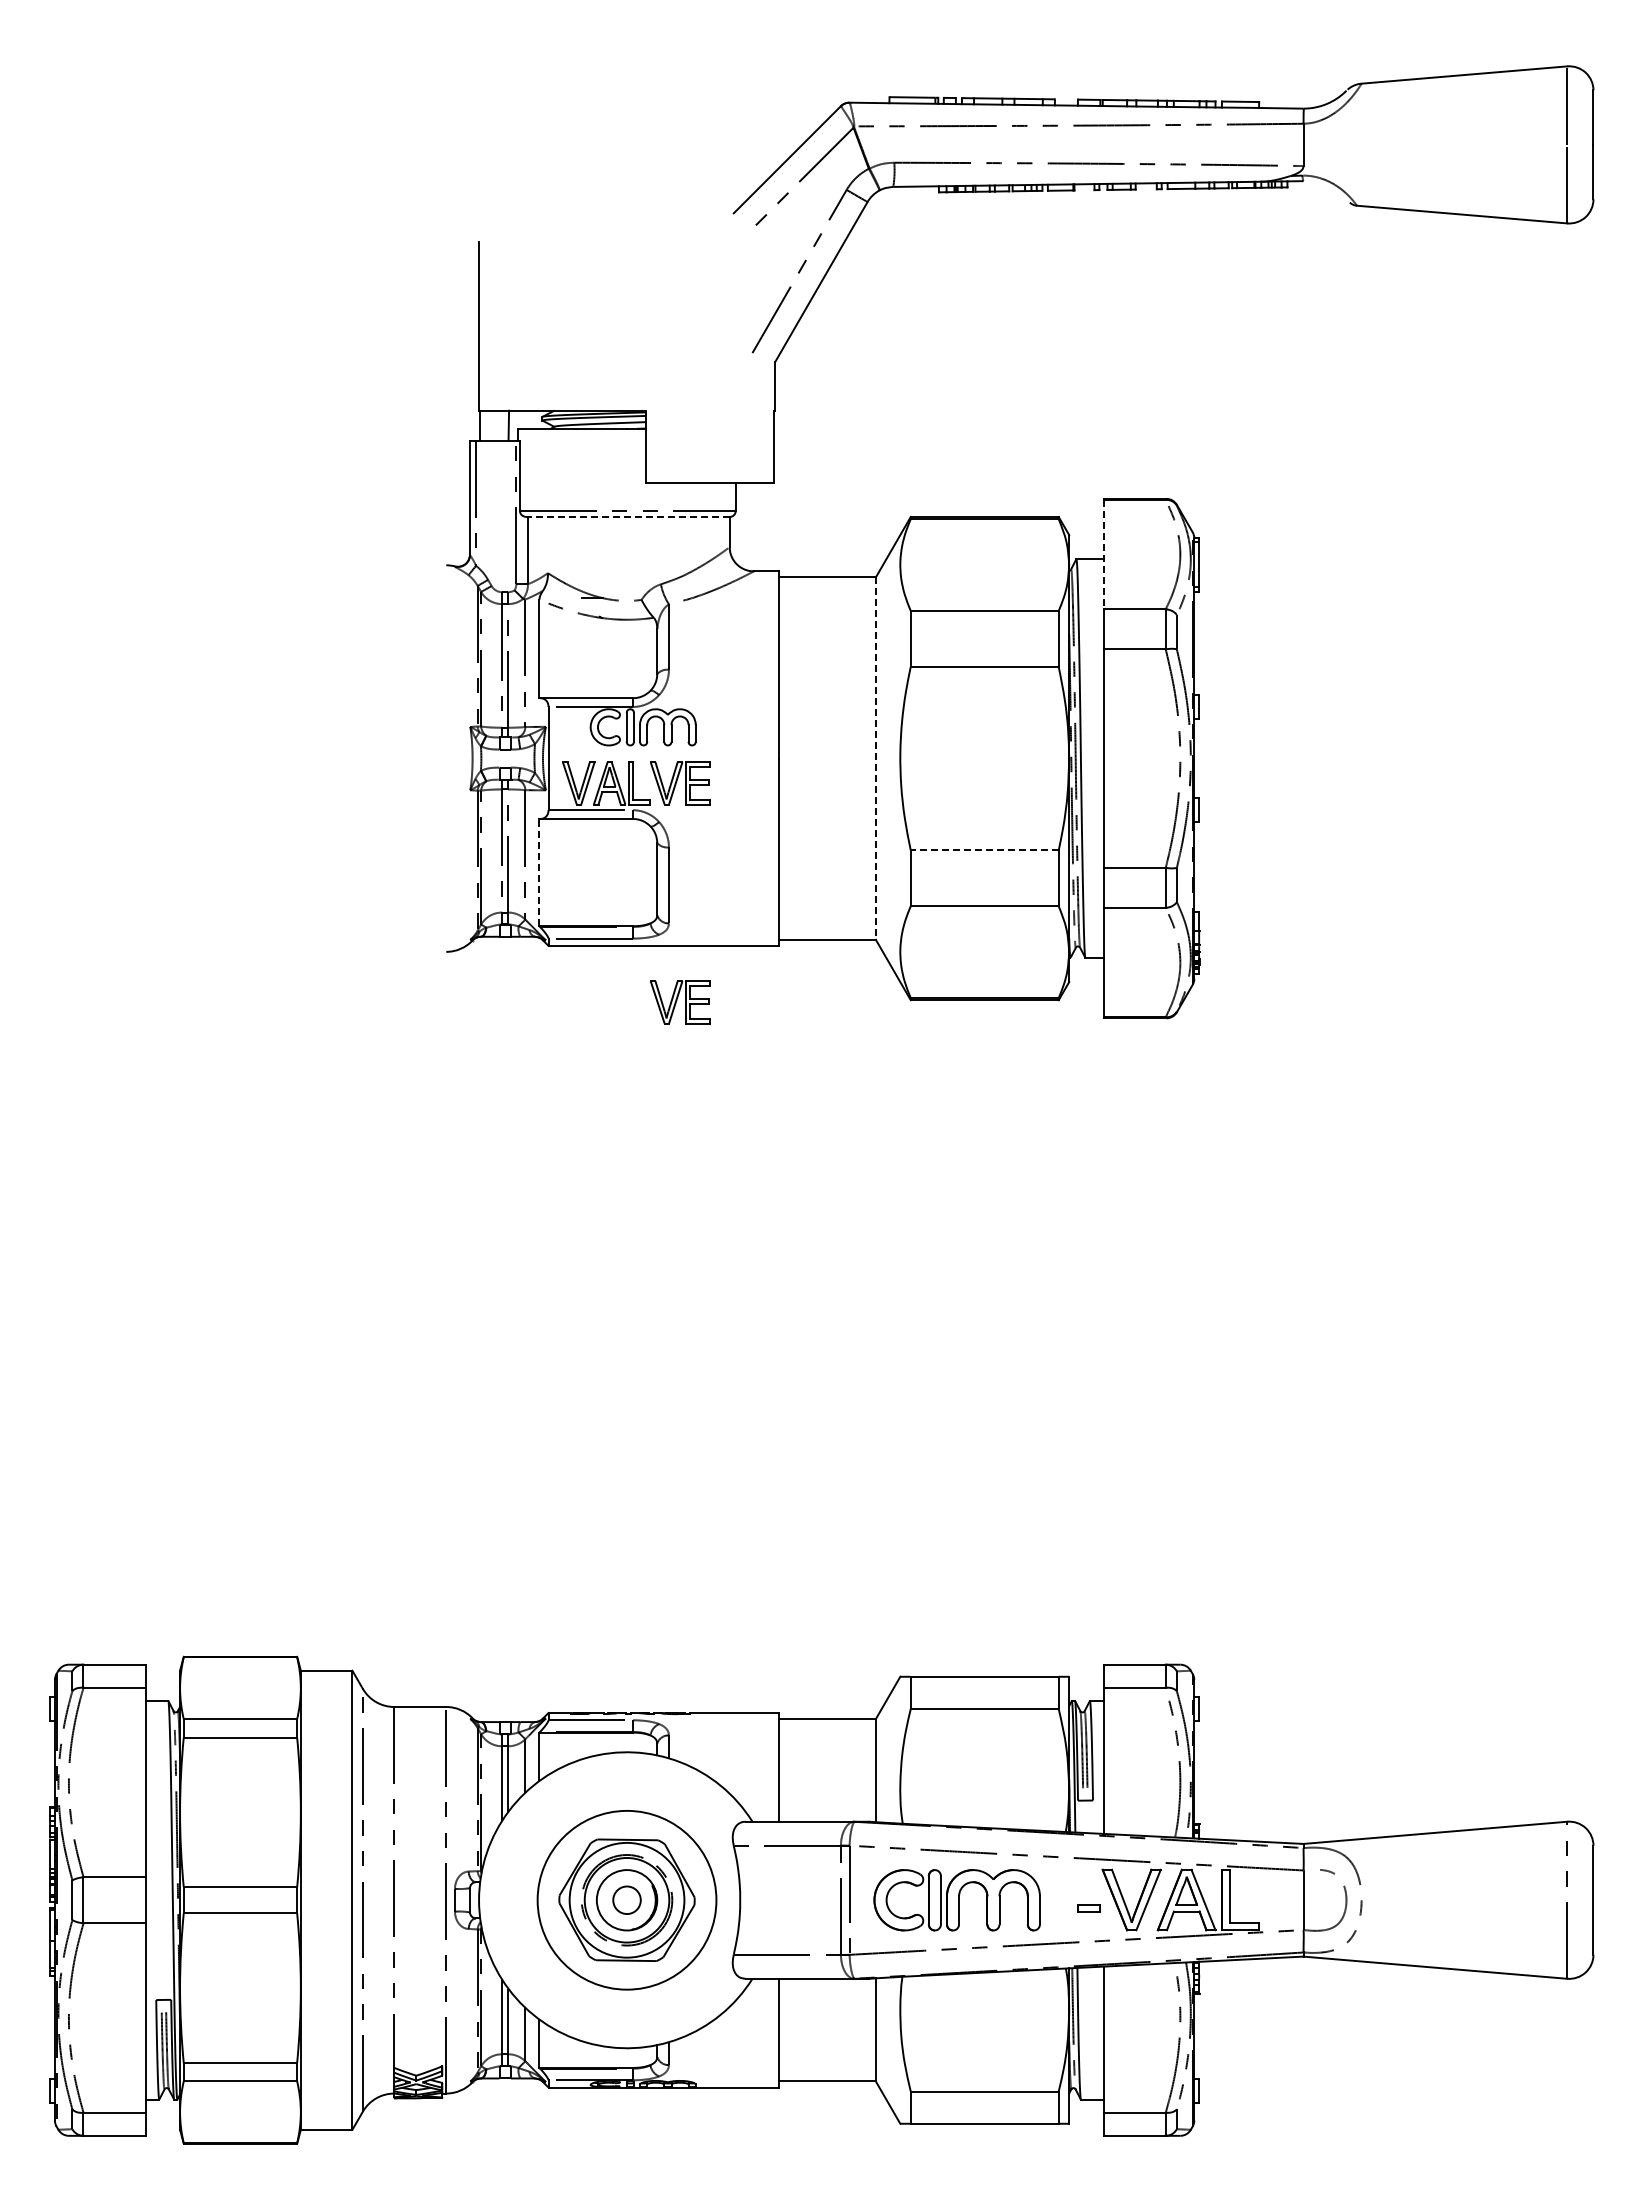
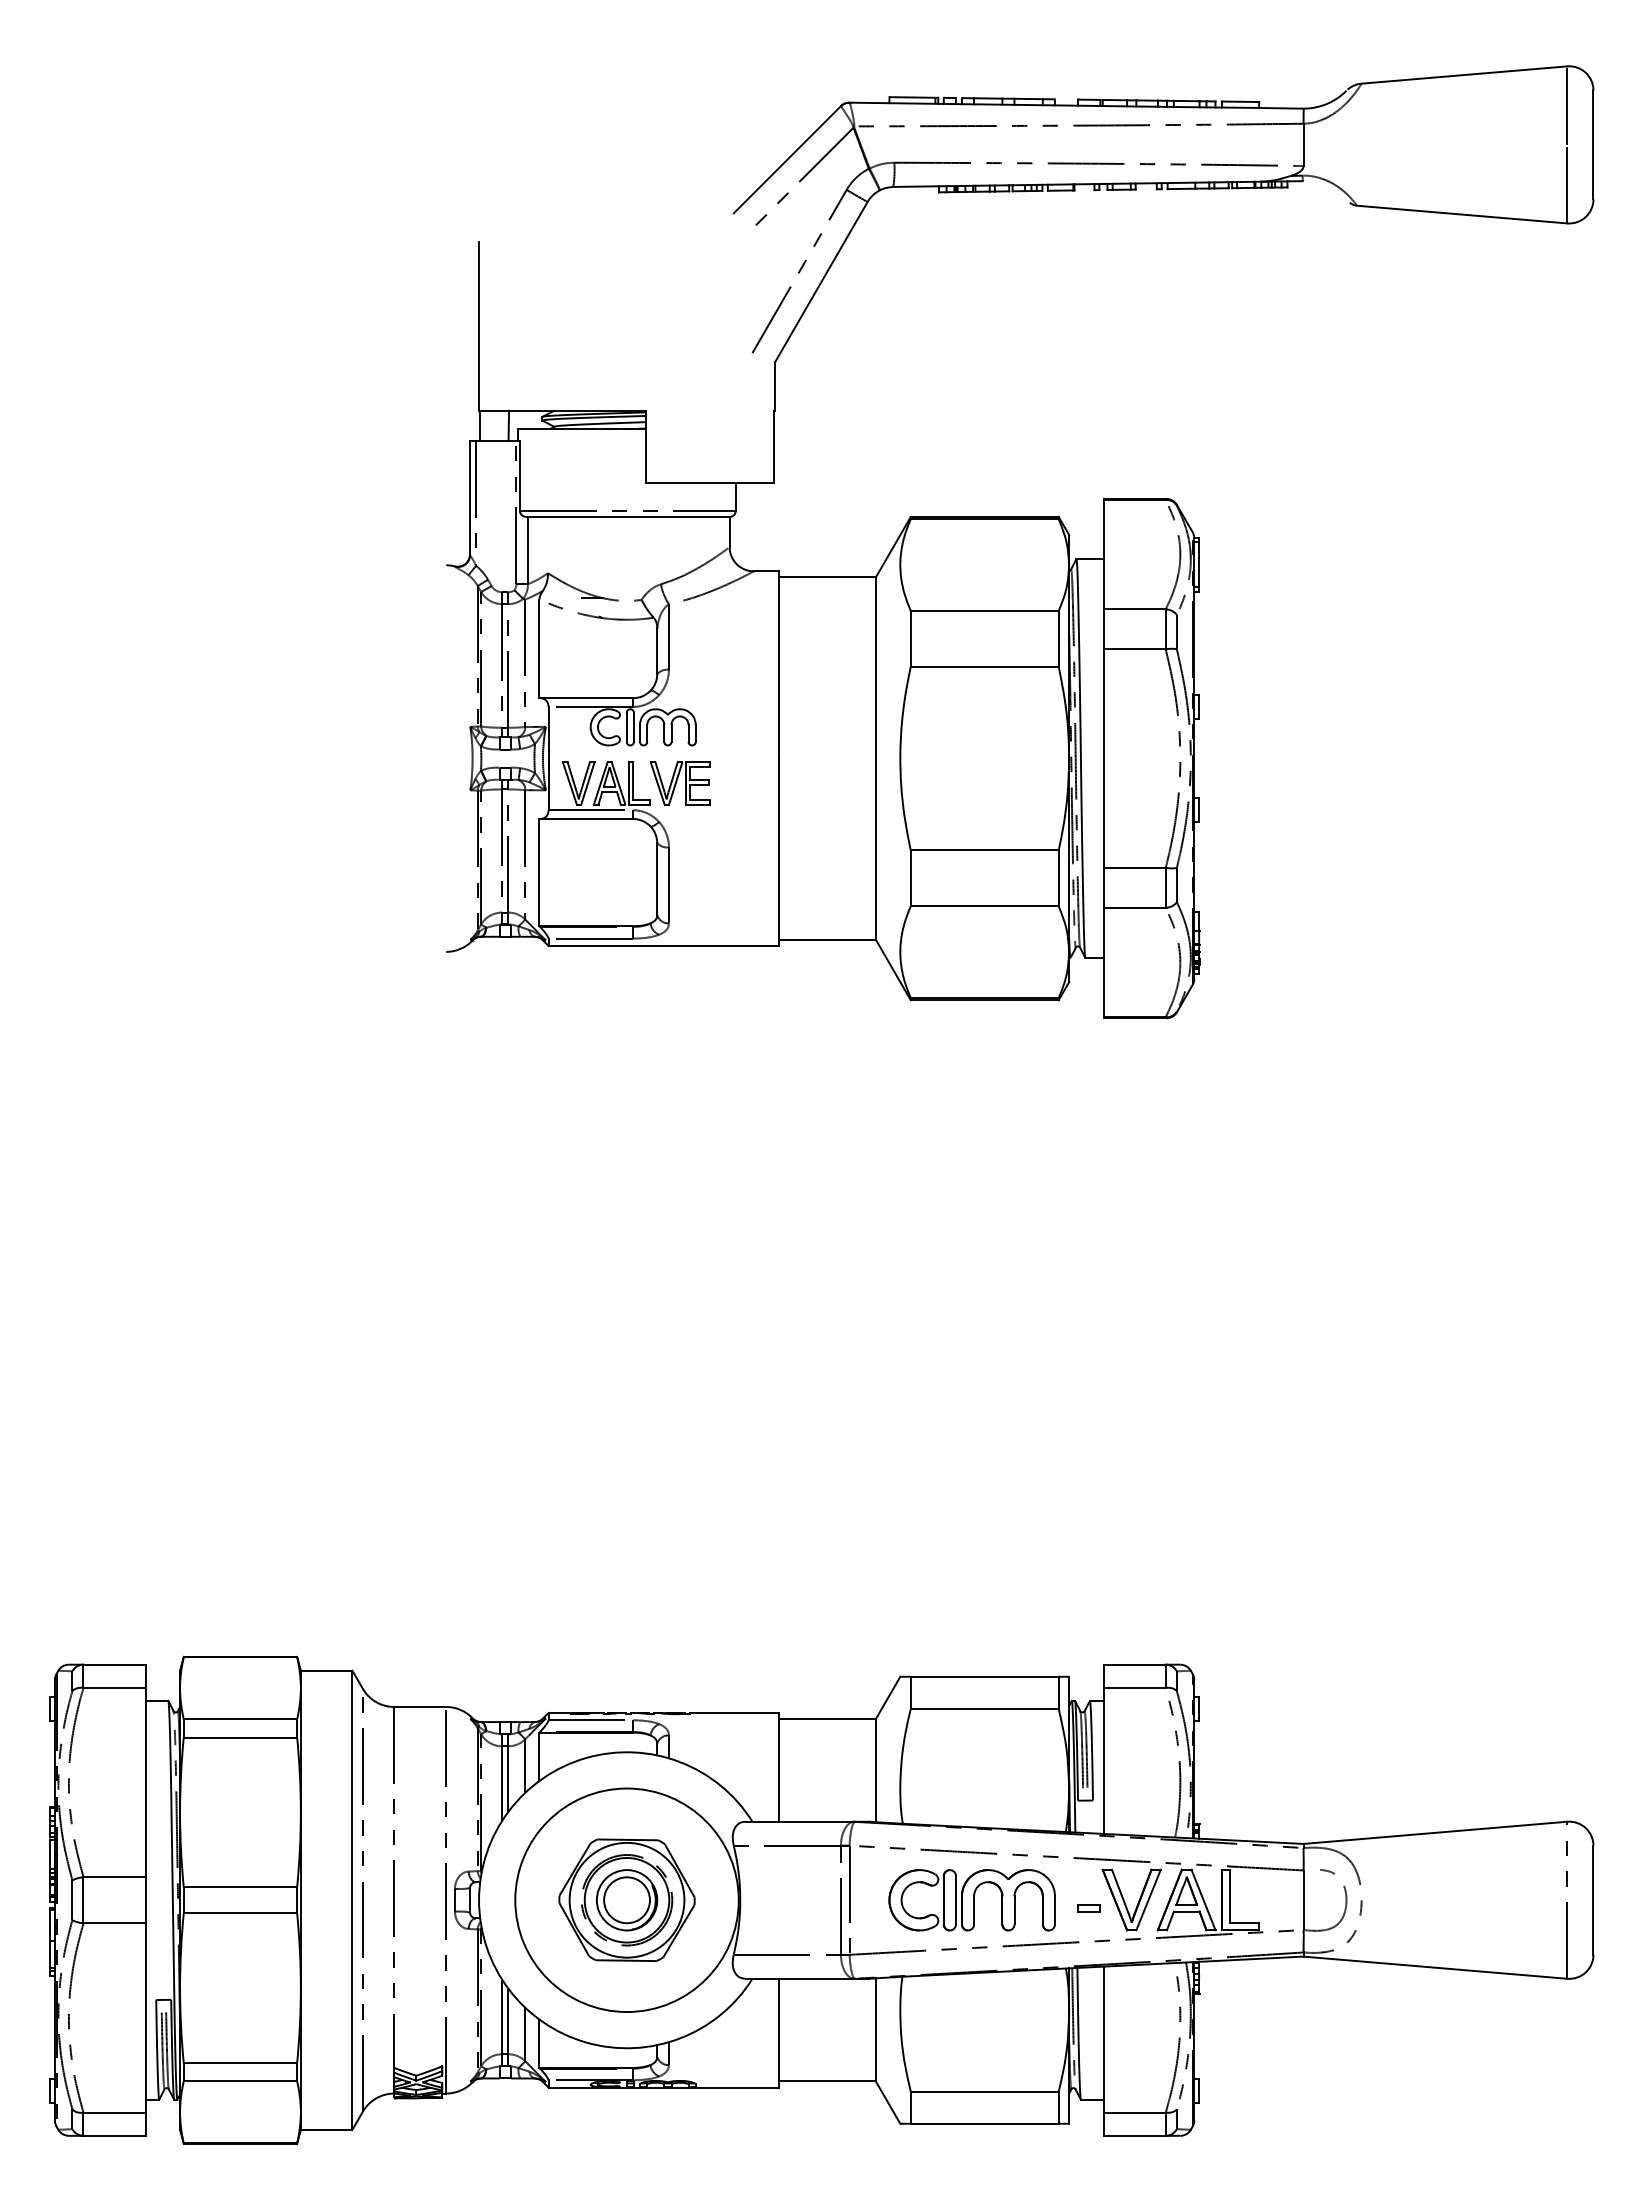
line: dashed -> solid (628, 516)
line: dashed -> solid (1103, 554)
line: dashed -> solid (875, 759)
line: dashed -> solid (984, 850)
line: dashed -> solid (539, 872)
part: present -> none (680, 1002)
circle diameter: 179 px -> 223 px (626, 1900)
circle diameter: 28 px -> 46 px (626, 1900)
part position: (956, 1900) -> (971, 1900) (971, 1900)
